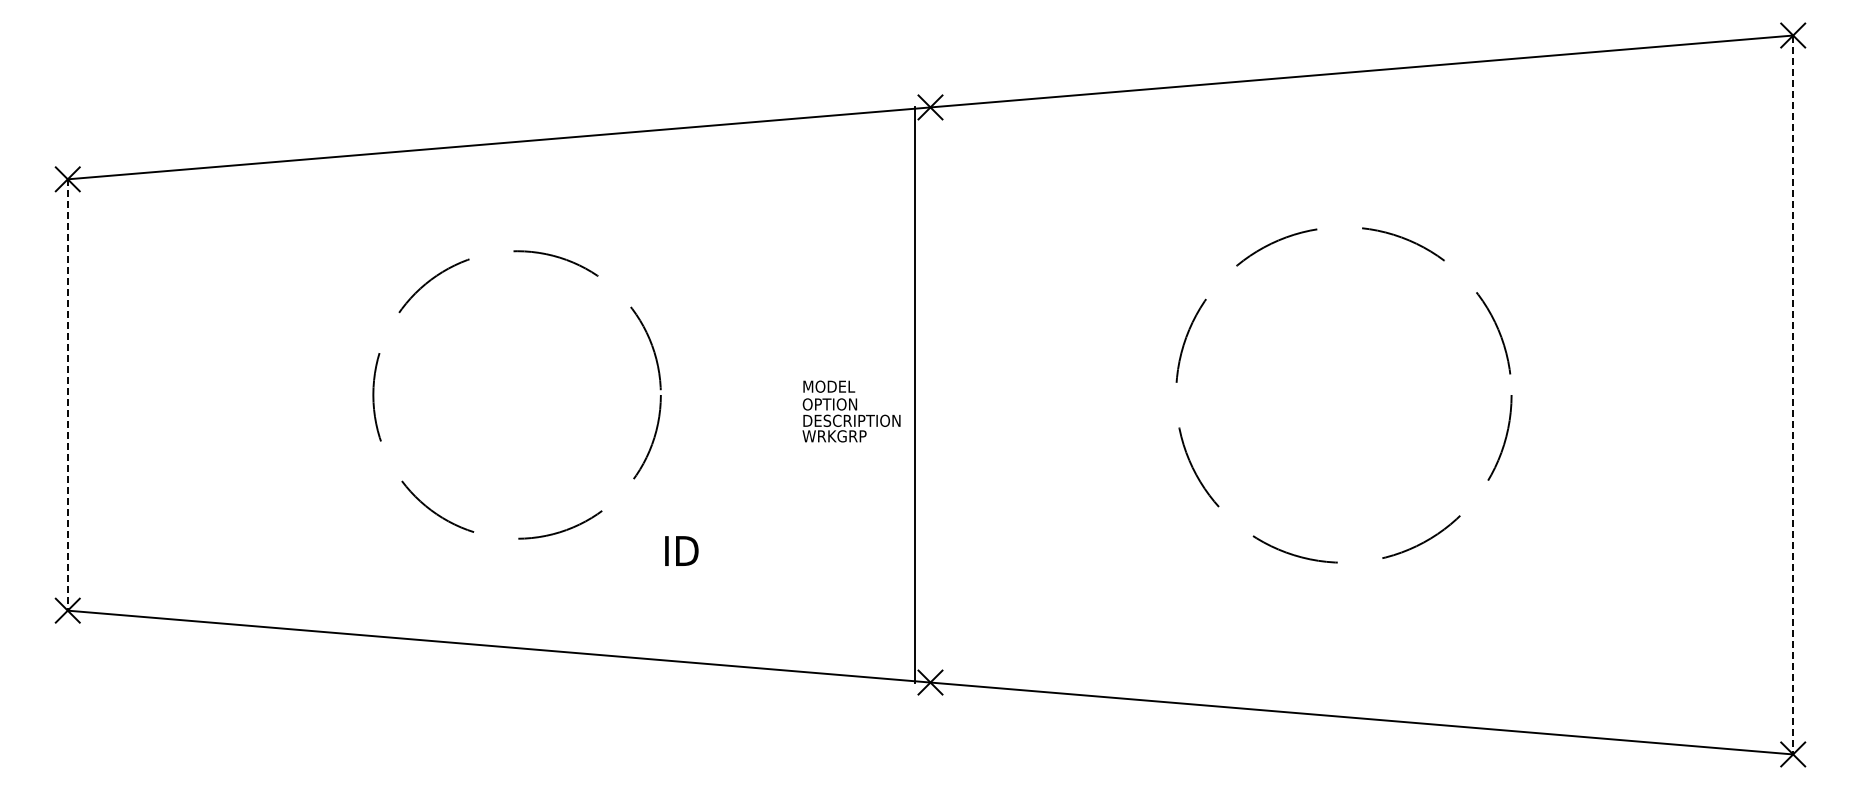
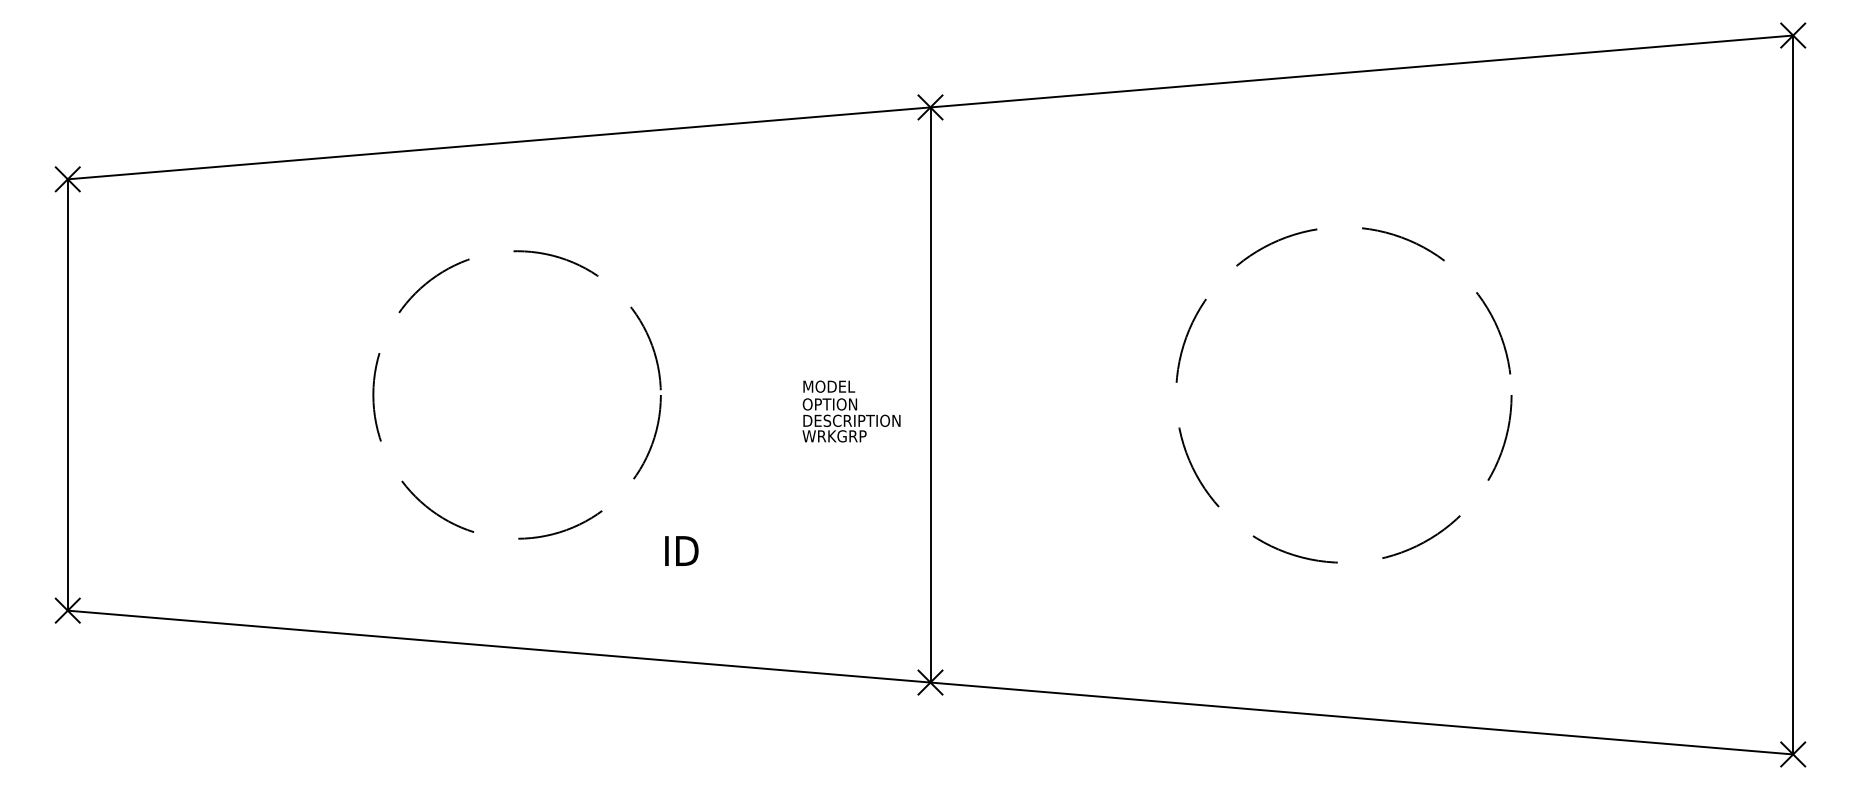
line: dashed -> solid (67, 394)
line position: (914, 394) -> (930, 394) (930, 394)
line: dashed -> solid (1793, 395)
